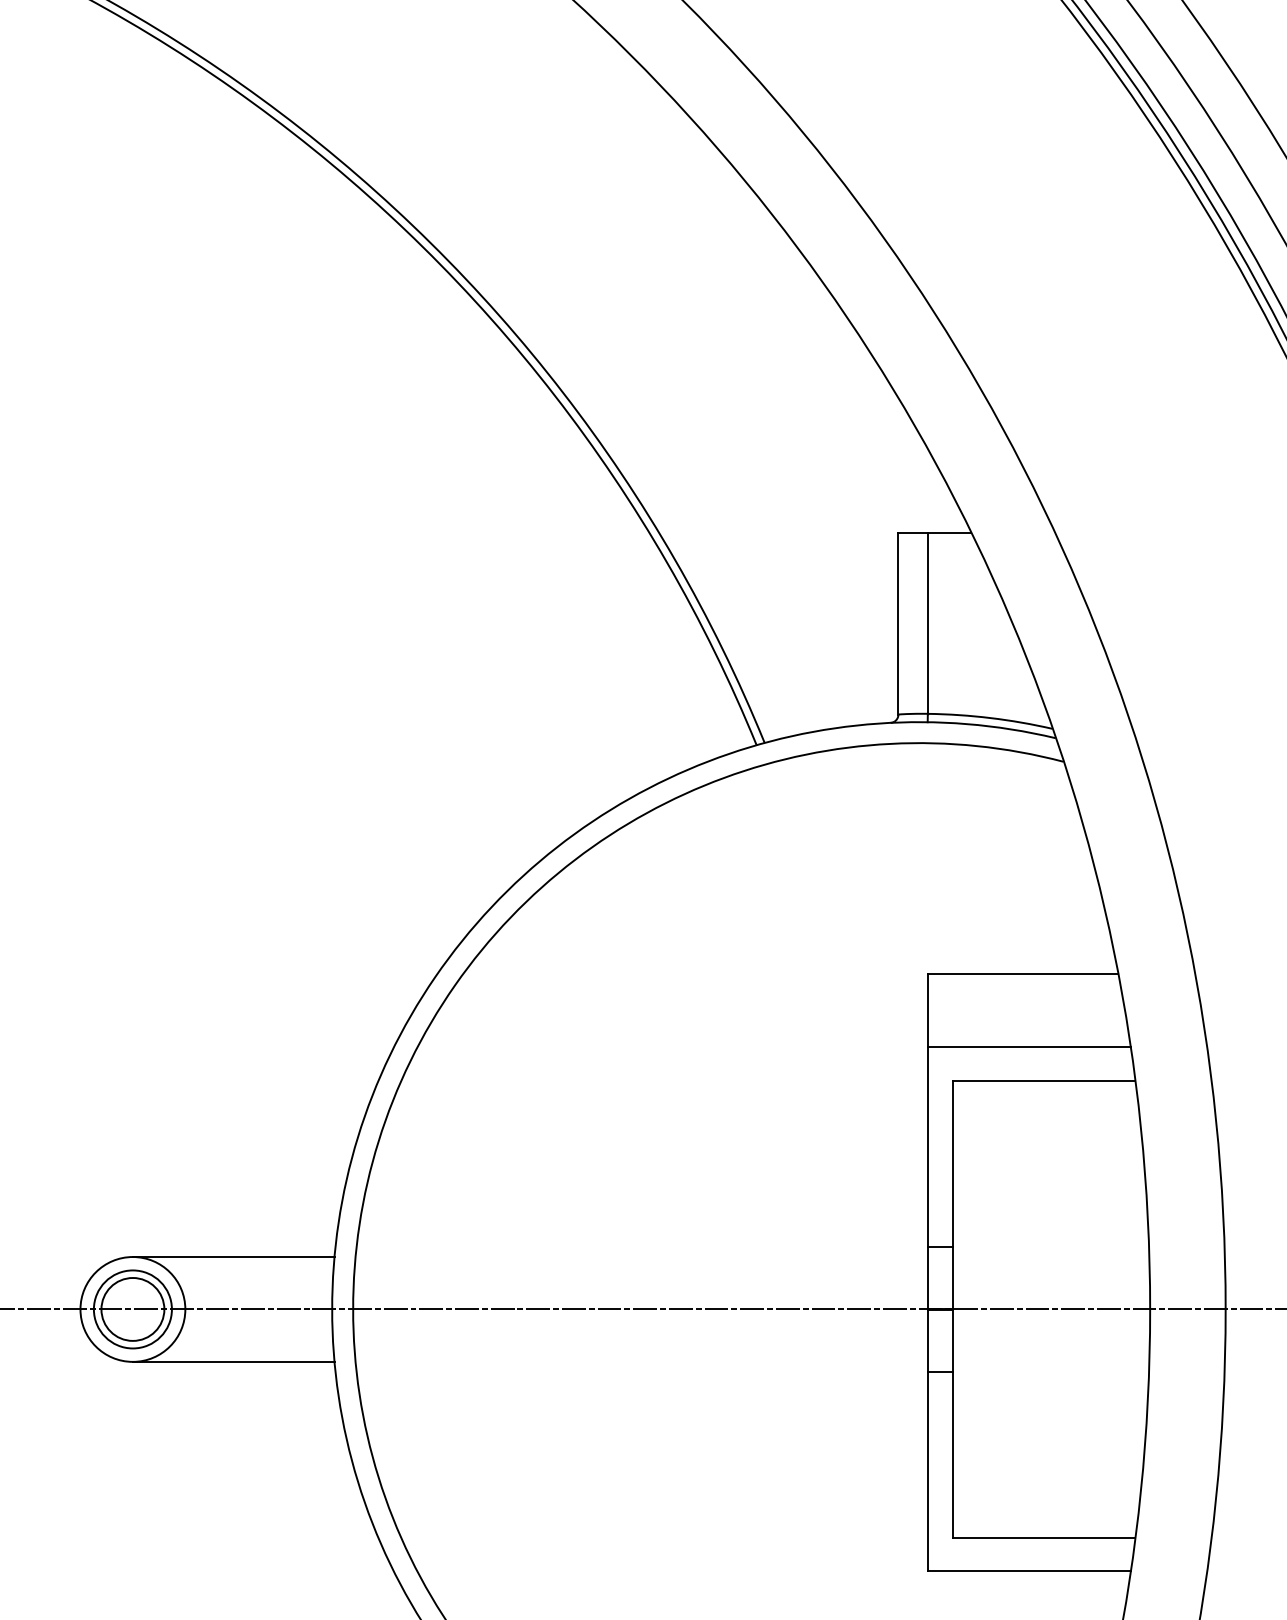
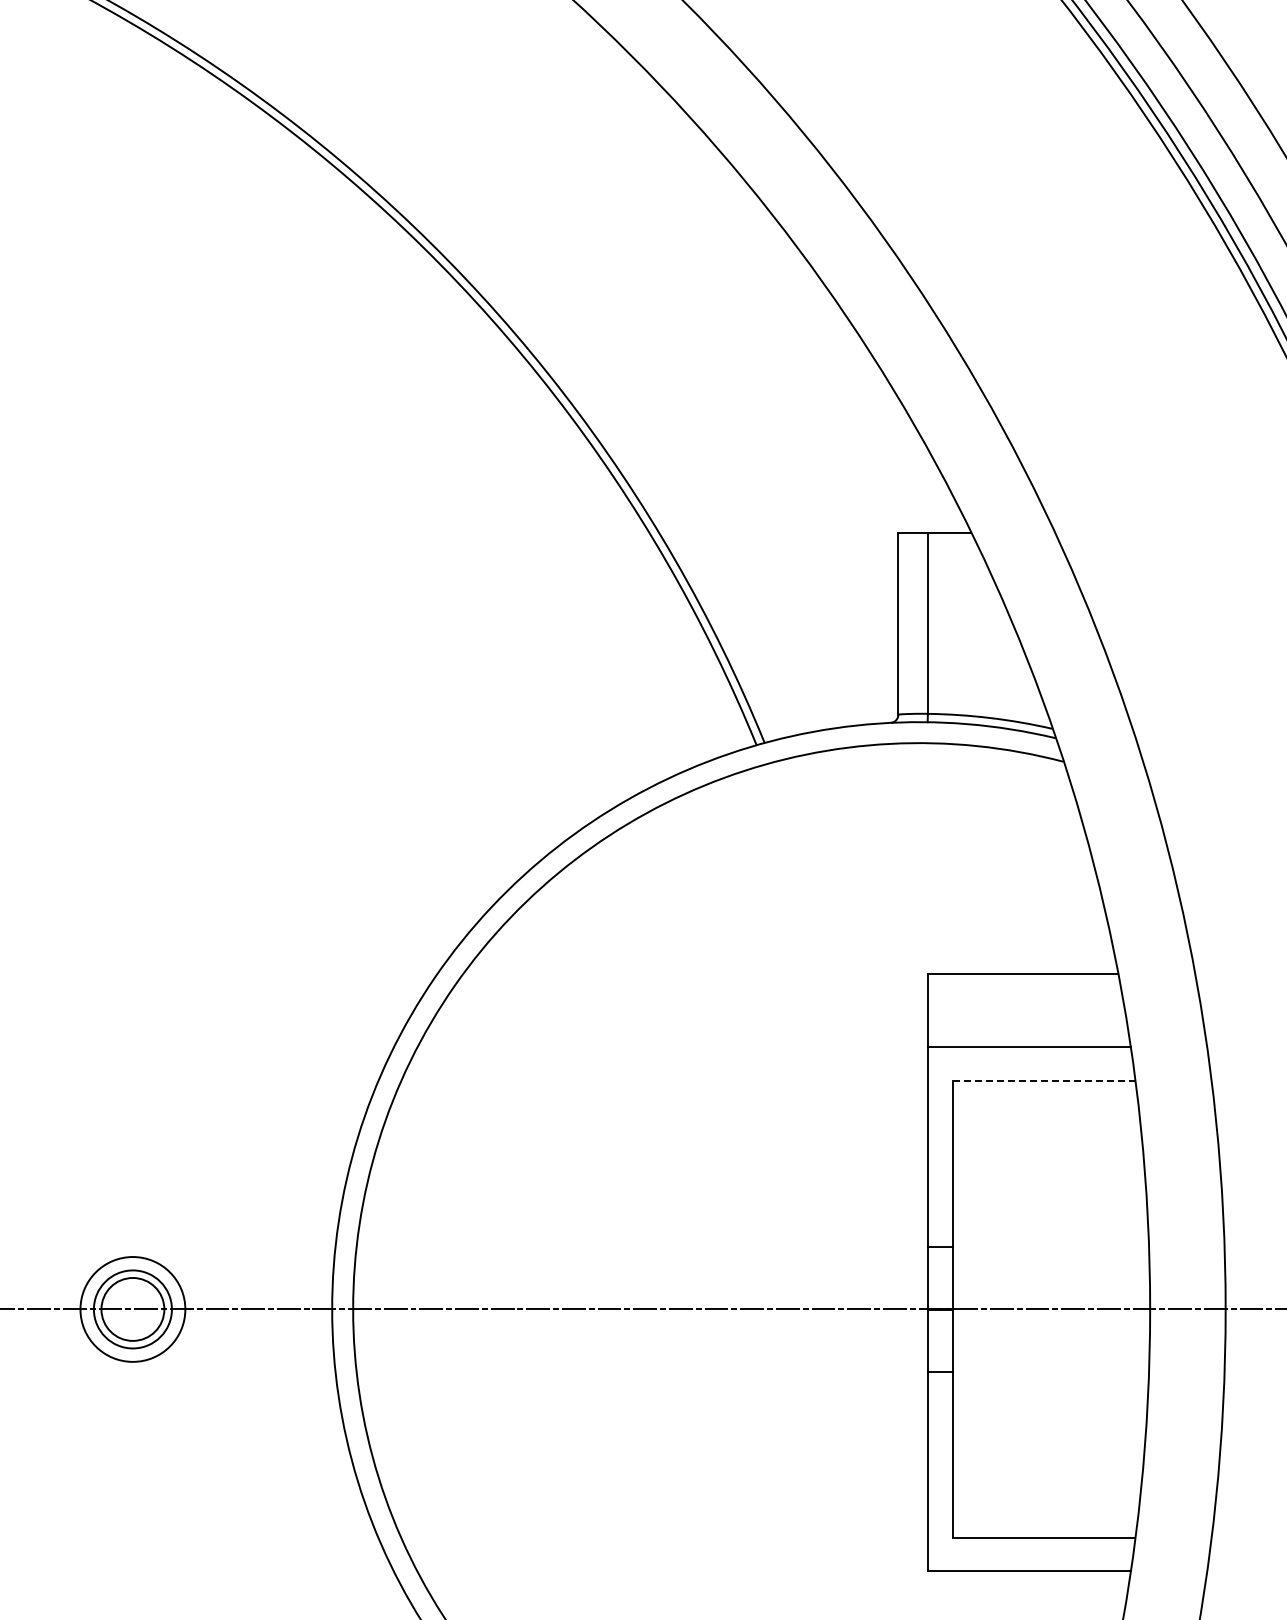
line: solid -> dashed (1044, 1080)
line: present -> none (233, 1257)
line: present -> none (233, 1361)
